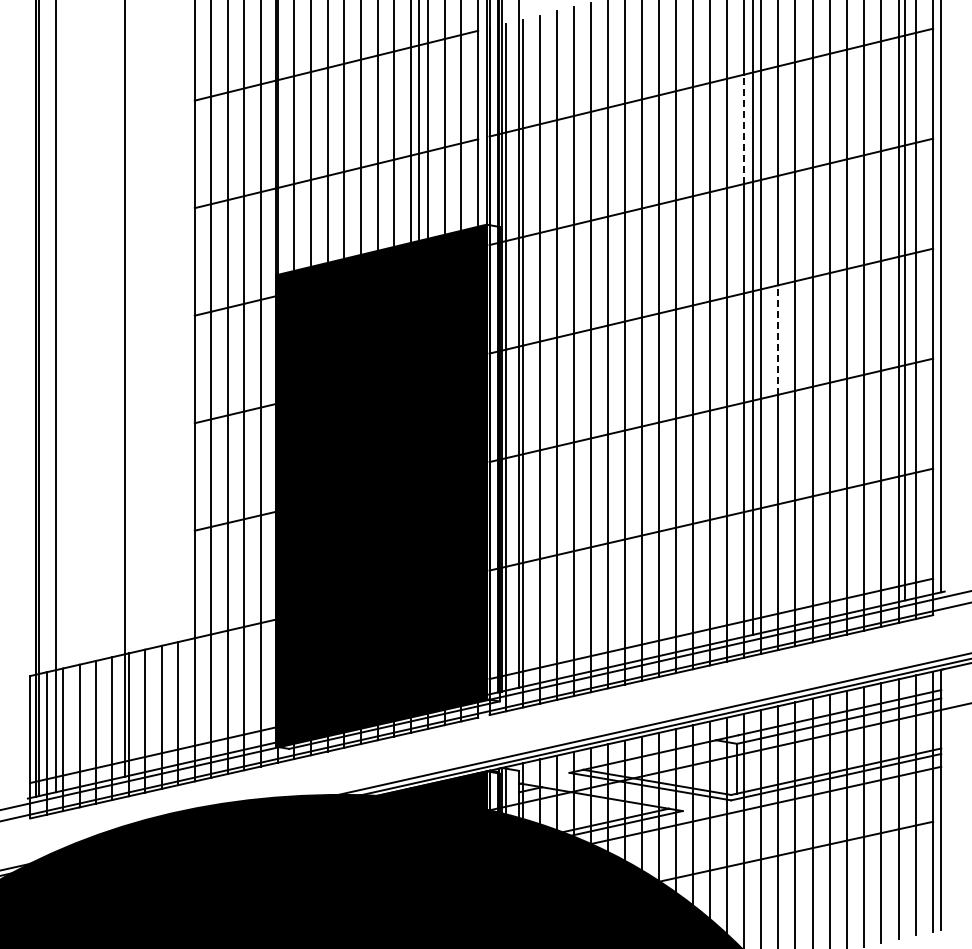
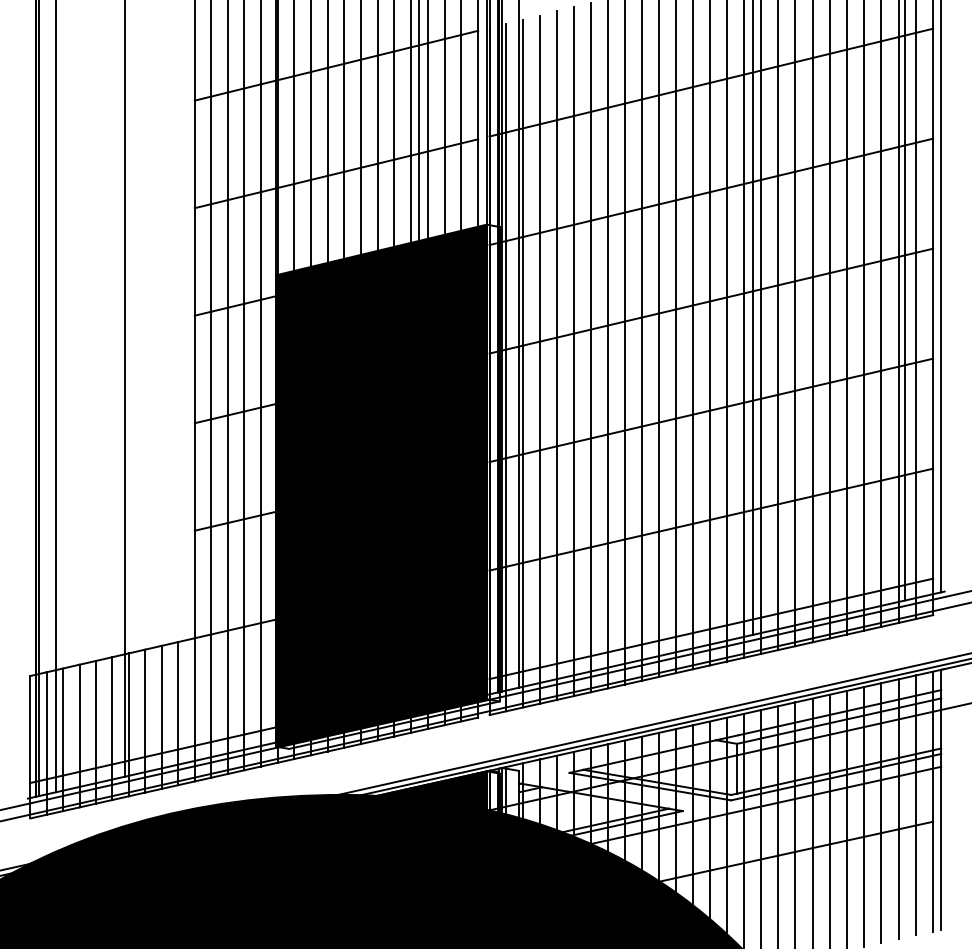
line: dashed -> solid (744, 129)
line: dashed -> solid (778, 340)
